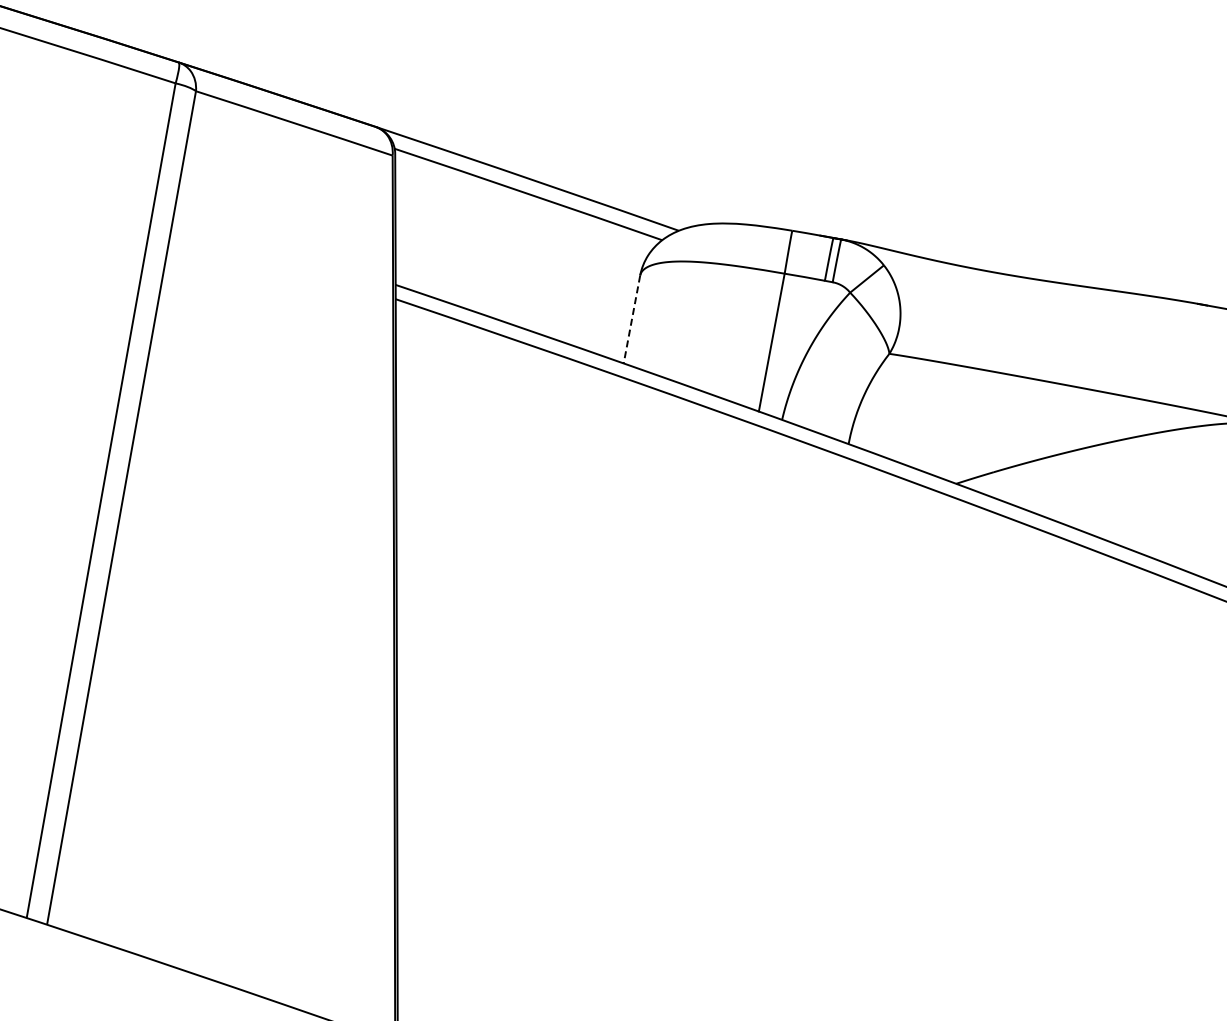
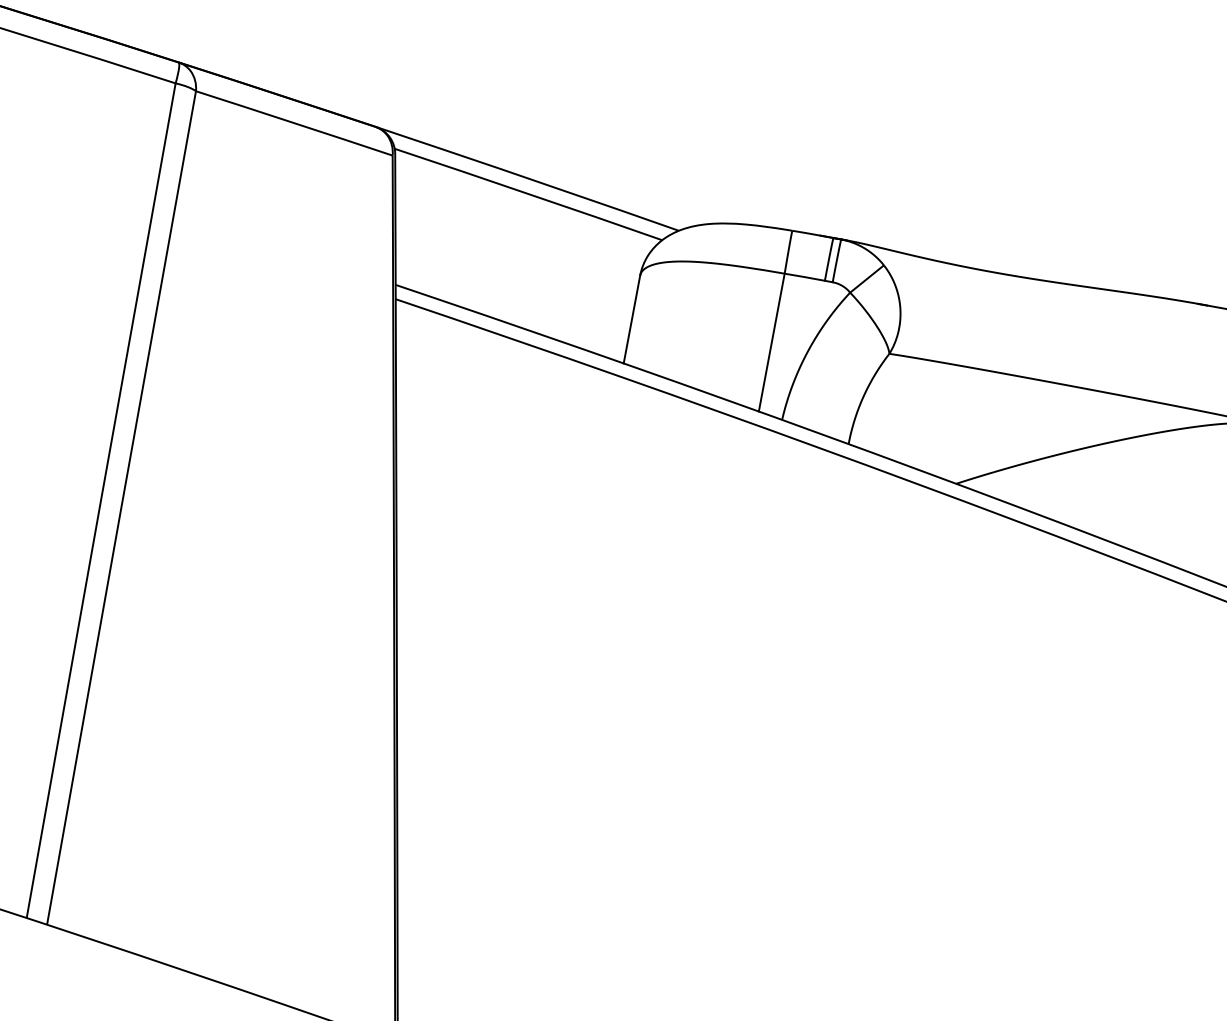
line: dashed -> solid (631, 319)
